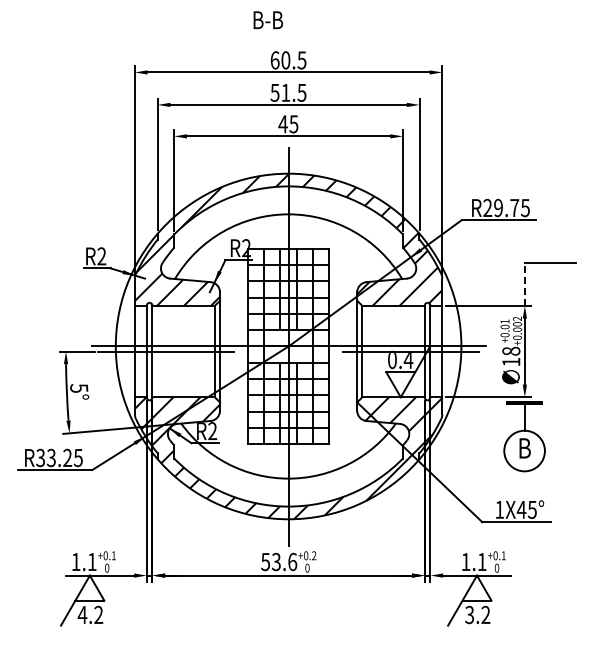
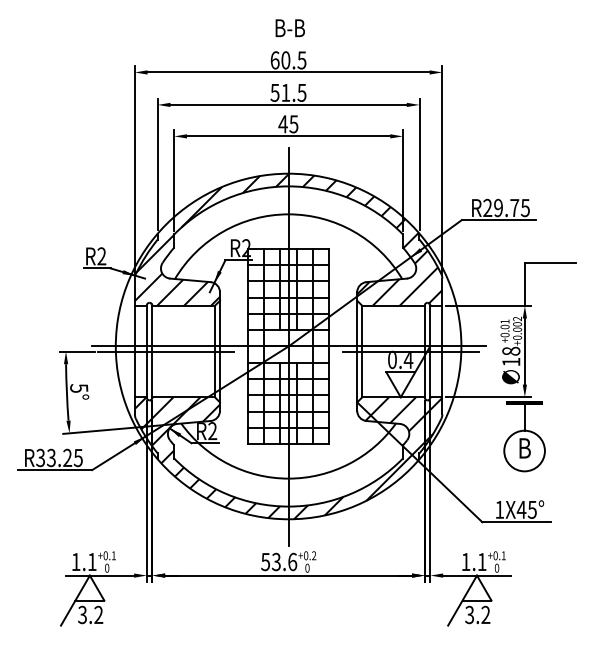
text position: (267, 20) -> (289, 28) (289, 28)
line: dashed -> solid (524, 284)
text: 4.2 -> 3.2 (82, 614)
